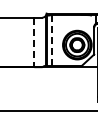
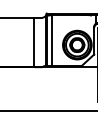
line: dashed -> solid (51, 41)
line: dashed -> solid (34, 42)
